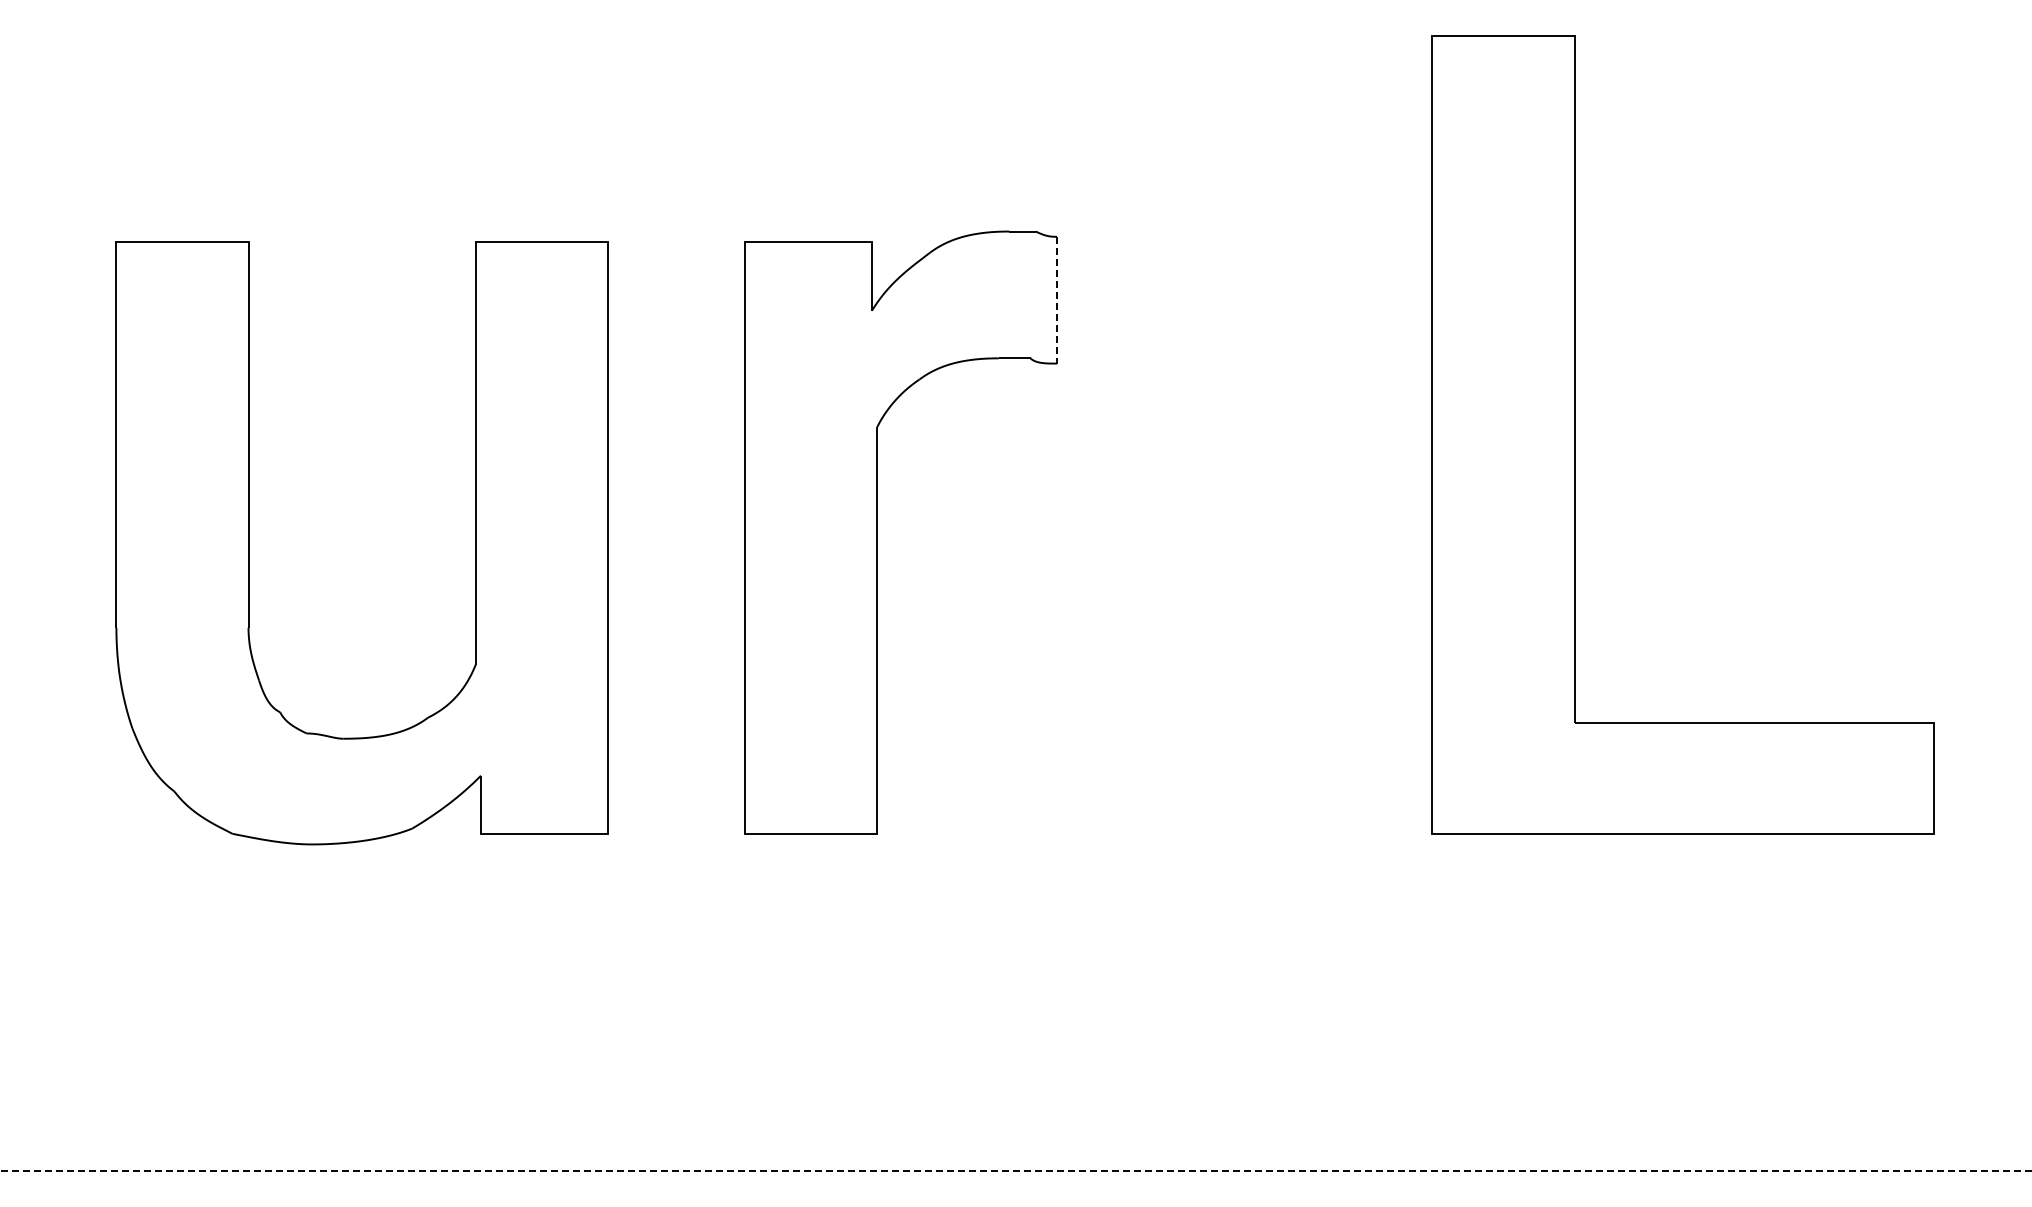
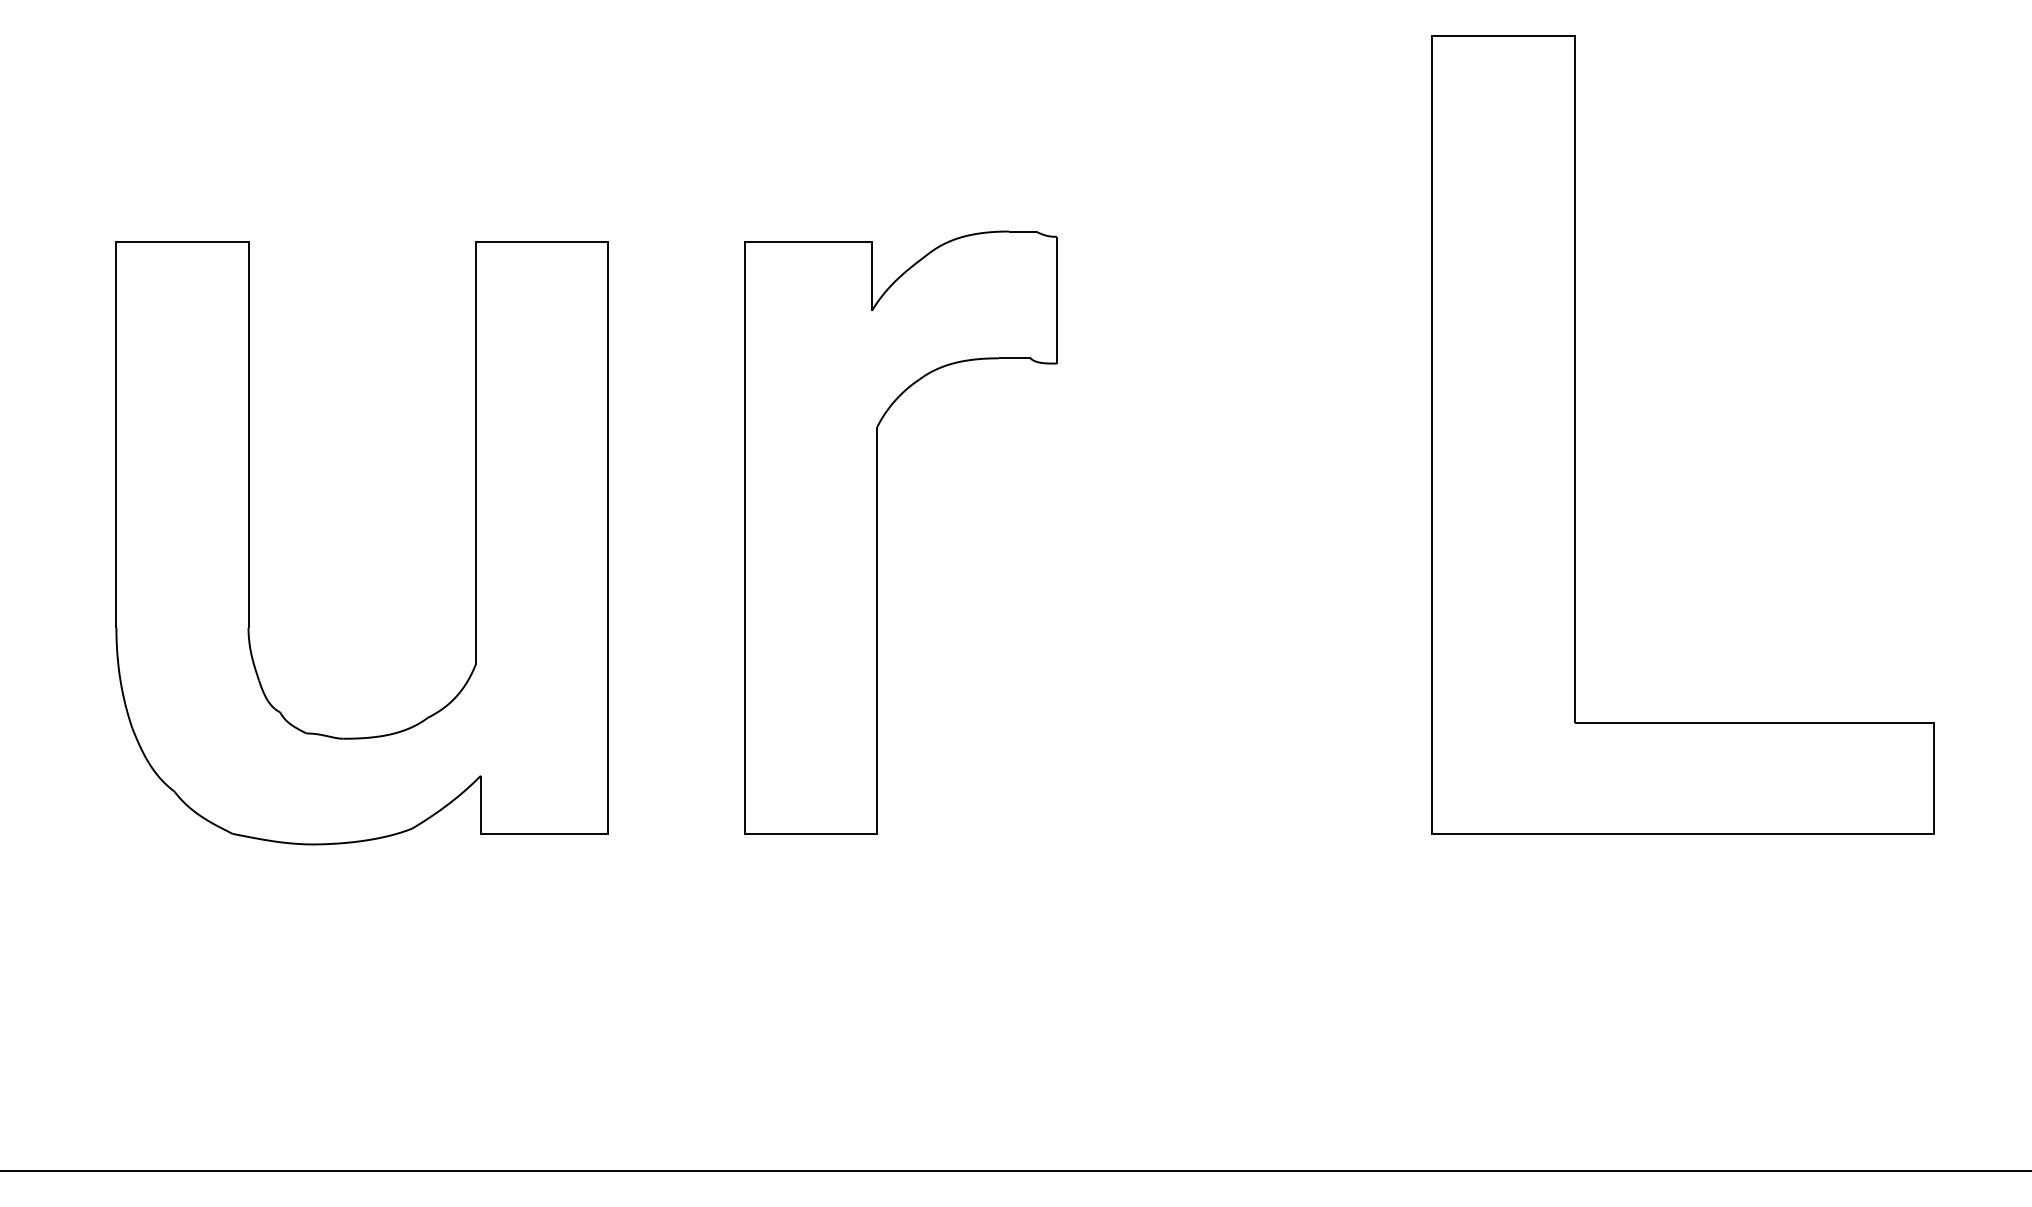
line: dashed -> solid (1056, 300)
line: dashed -> solid (1016, 1170)
